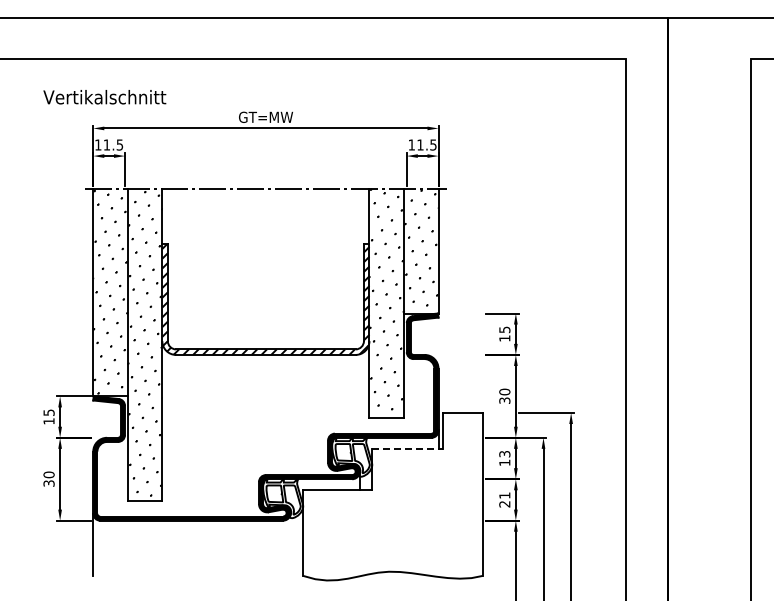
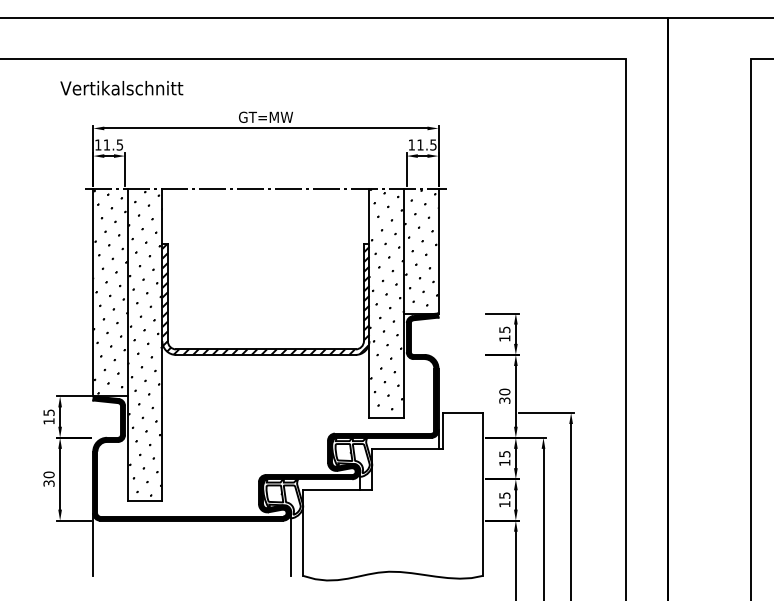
text position: (104, 97) -> (121, 88) (121, 88)
line: dashed -> solid (407, 448)
text: 13 -> 15 (504, 454)
text: 21 -> 15 (504, 499)
line: none -> present (290, 544)
